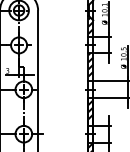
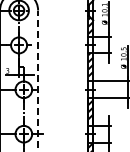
line: solid -> dashed (38, 80)
